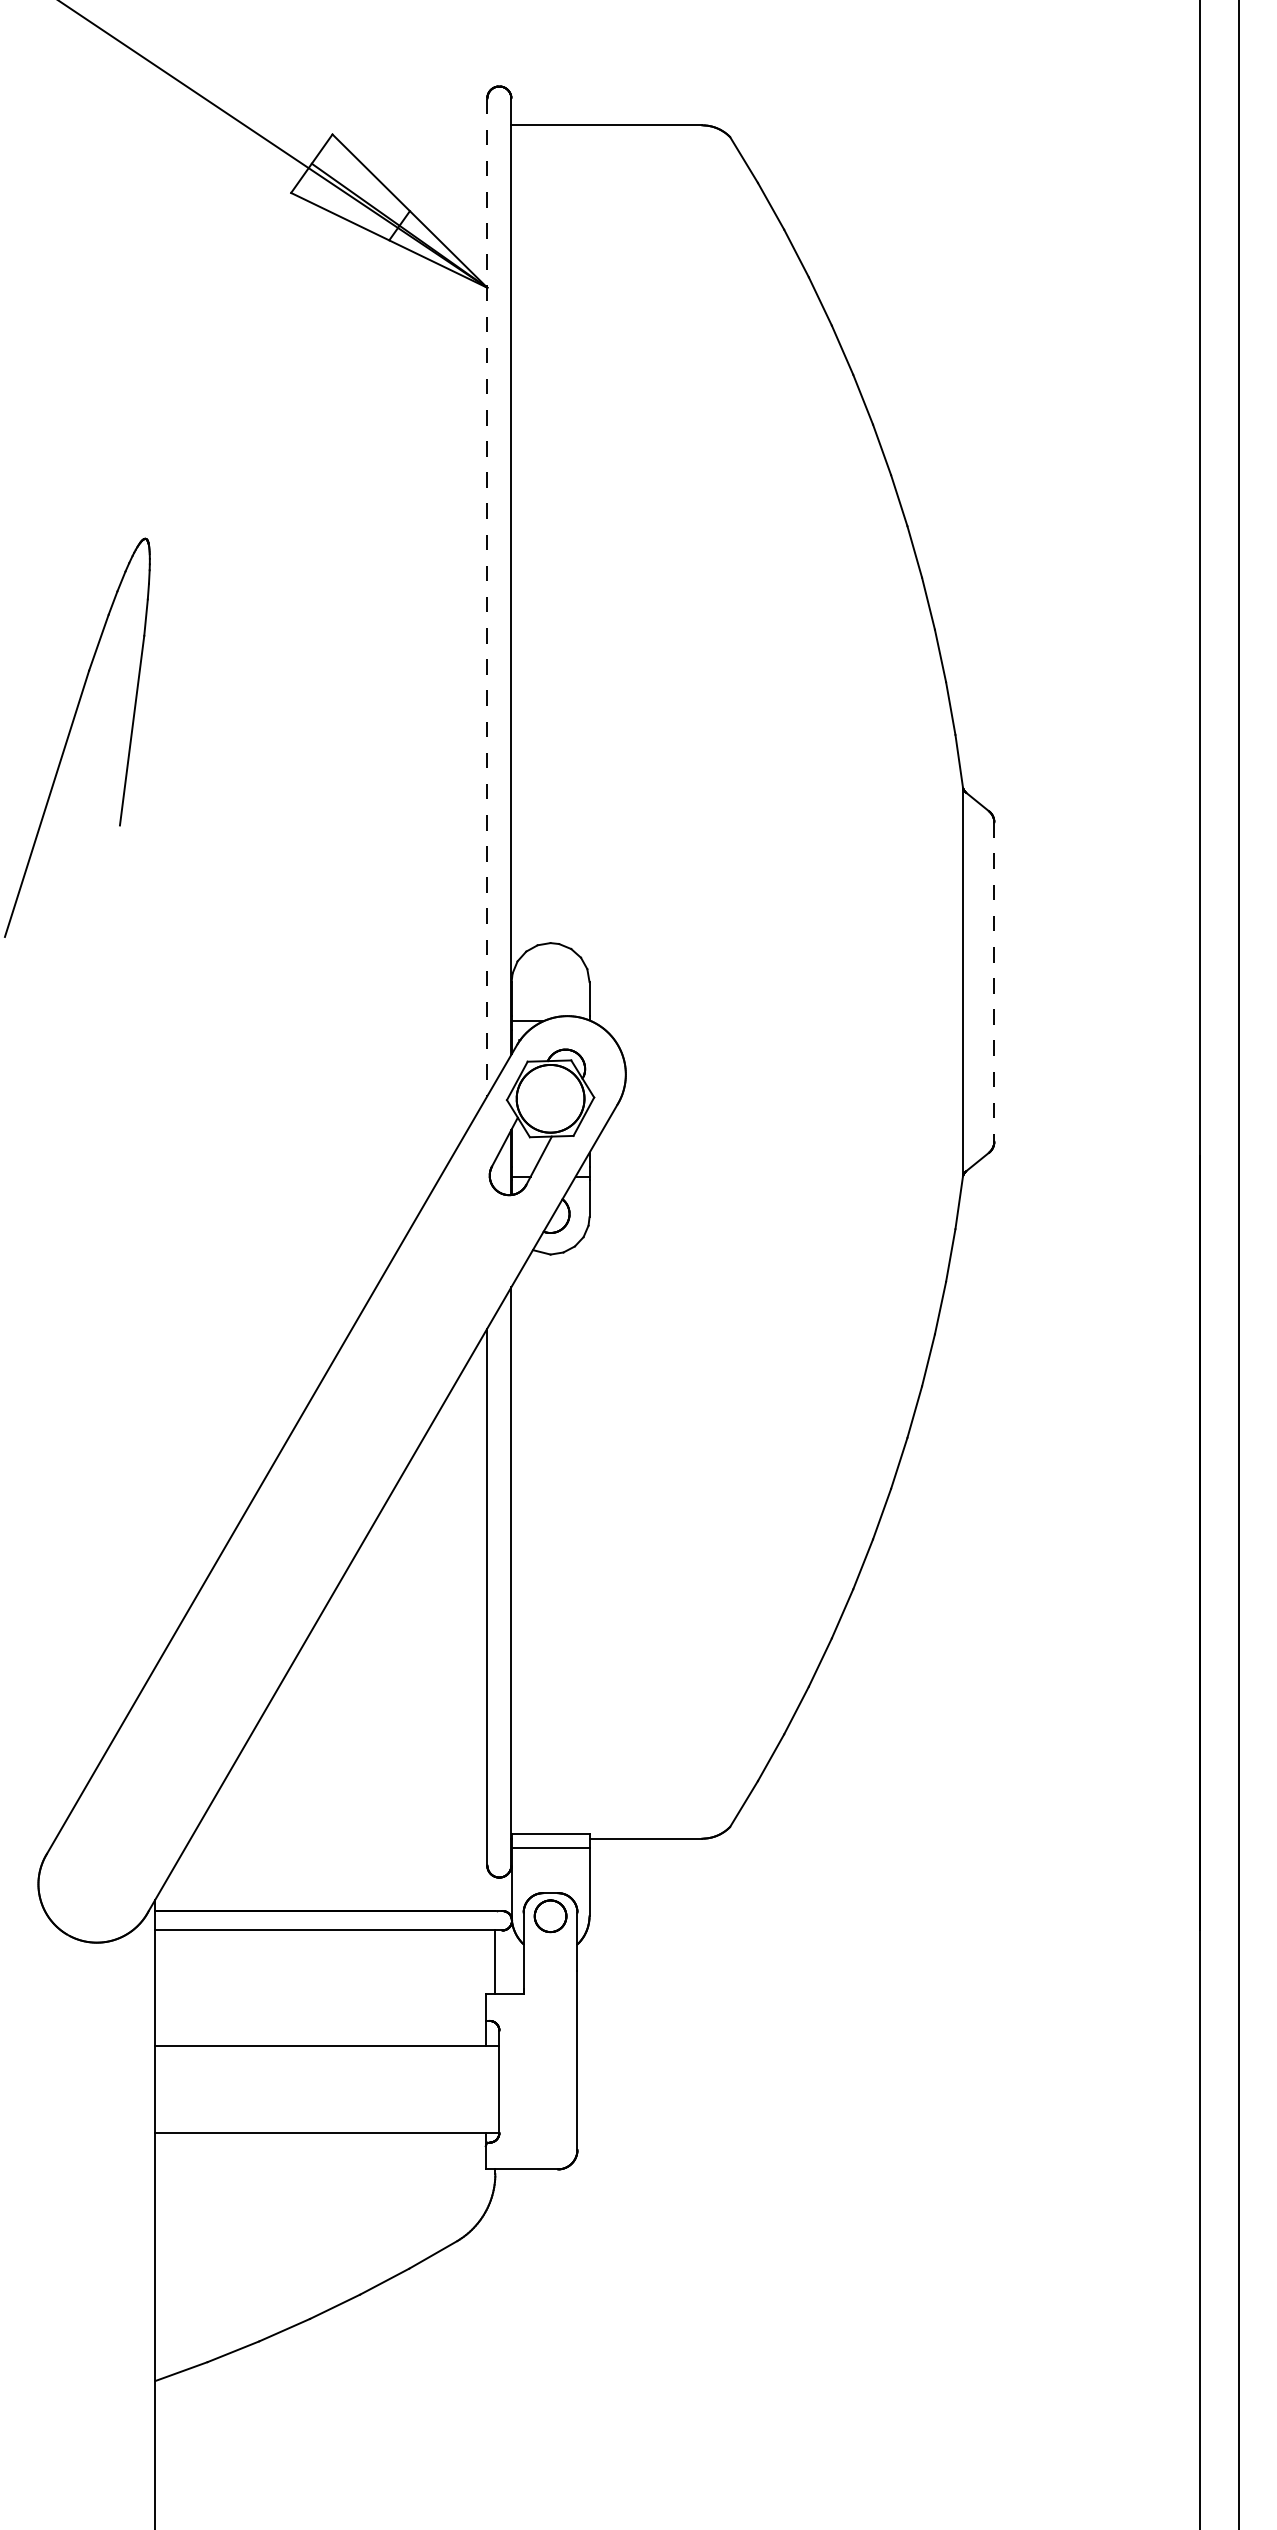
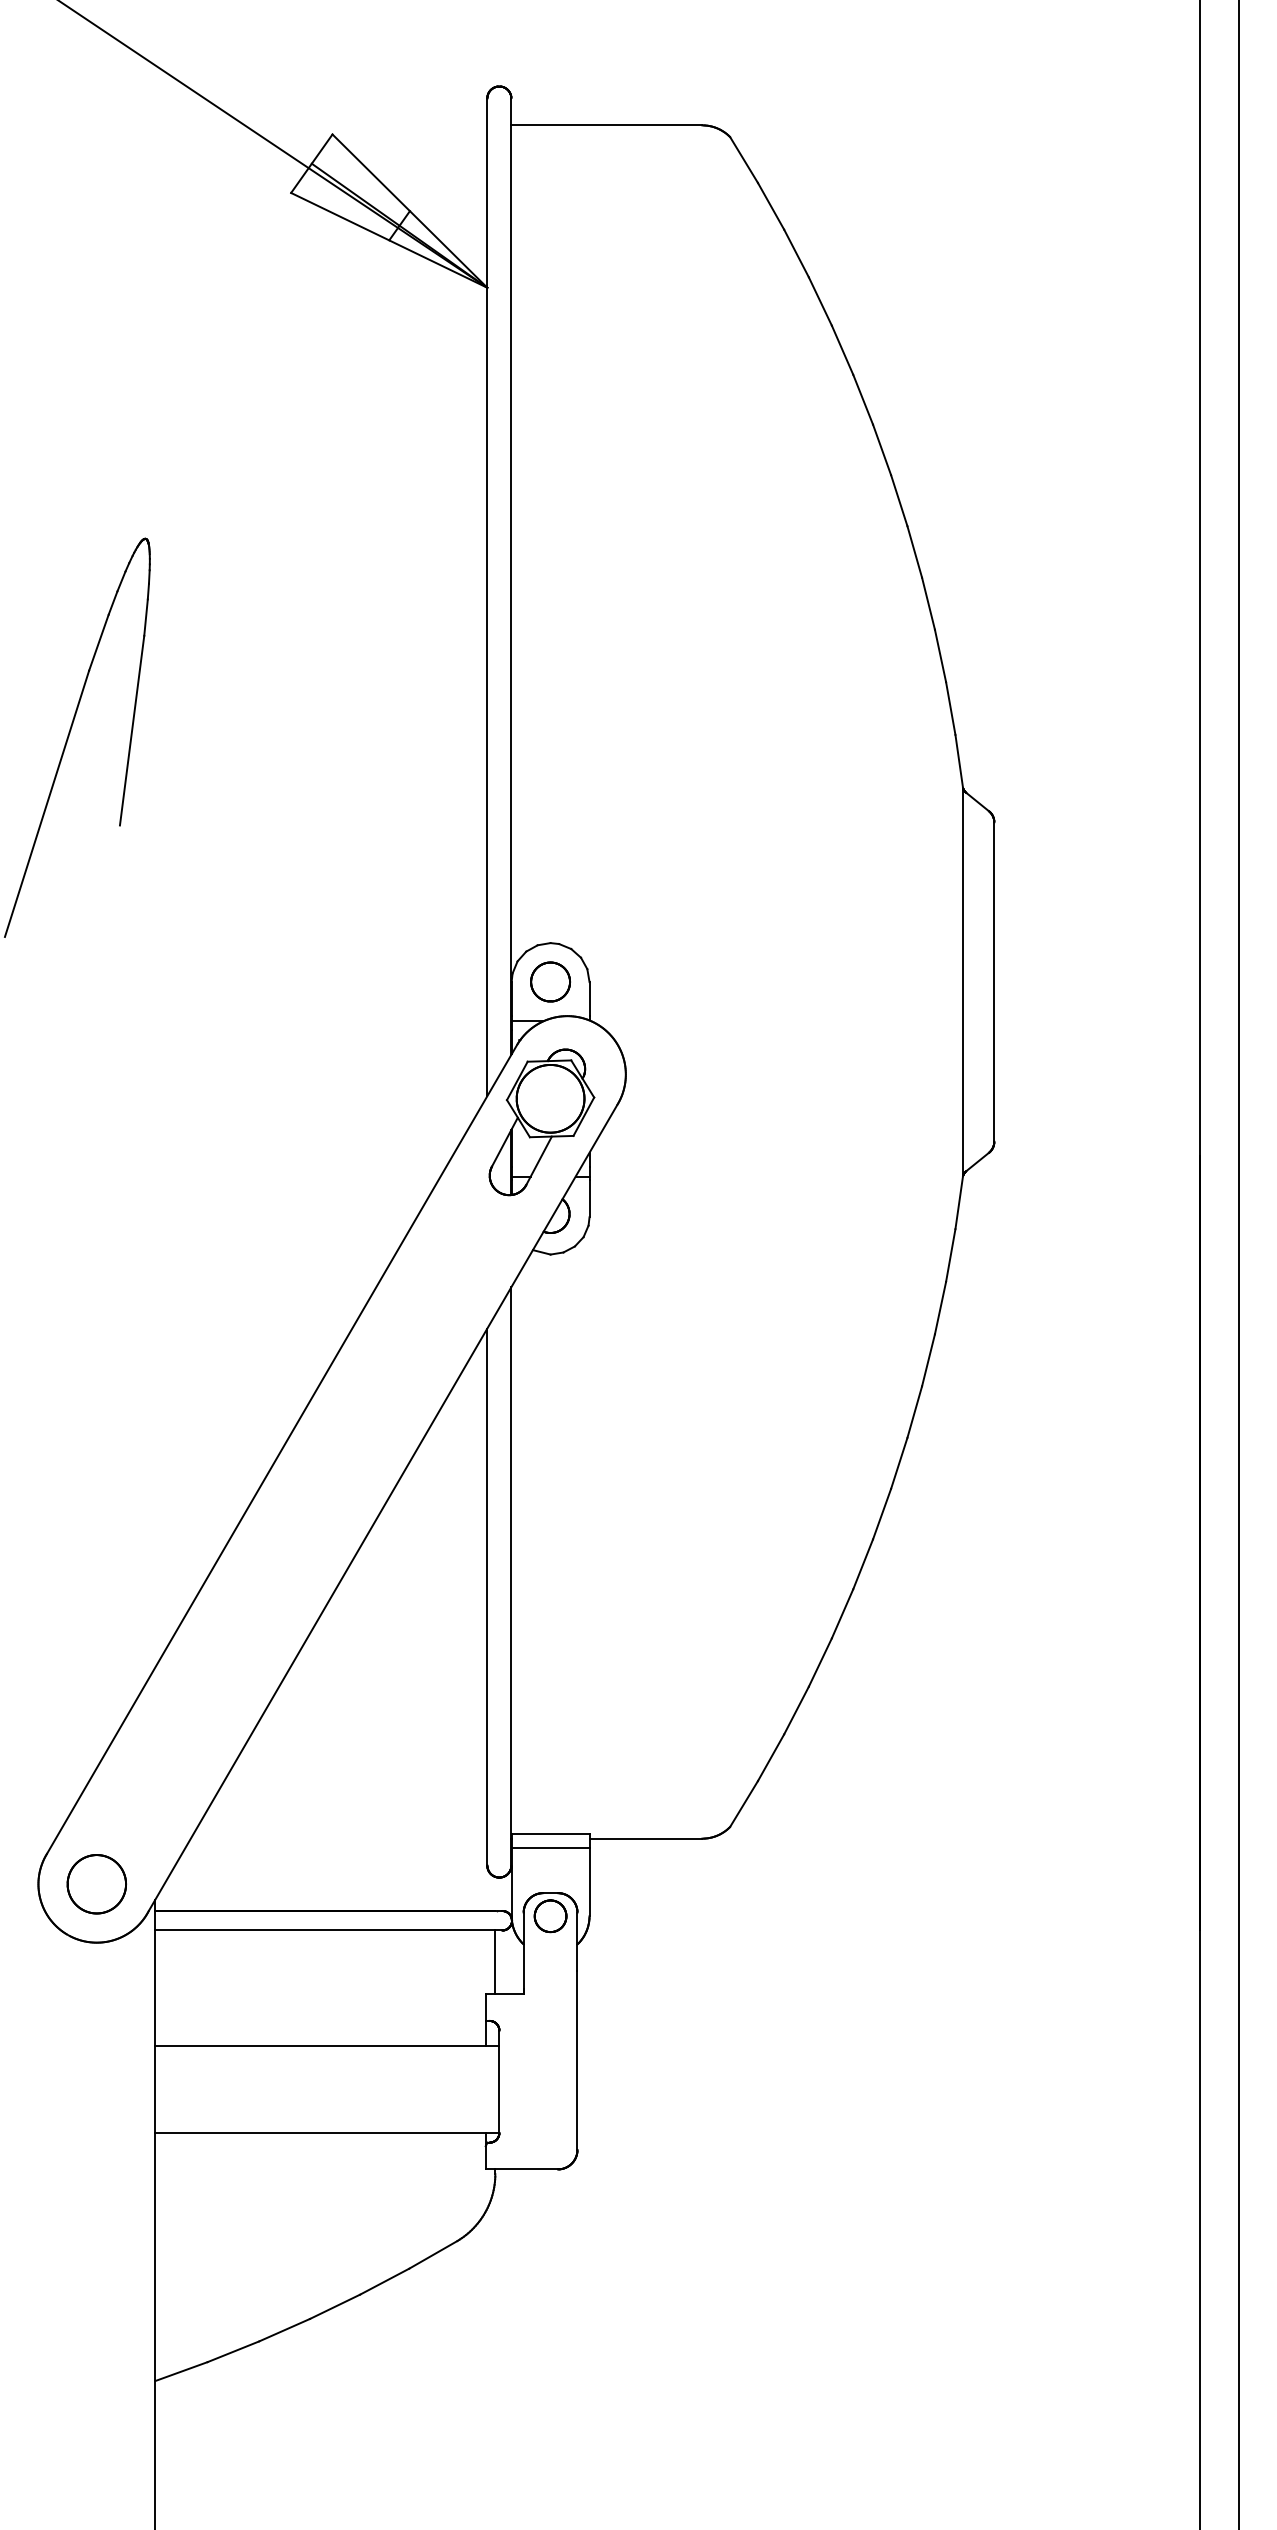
line: dashed -> solid (487, 597)
part: none -> present (550, 981)
line: dashed -> solid (994, 982)
part: none -> present (96, 1884)
